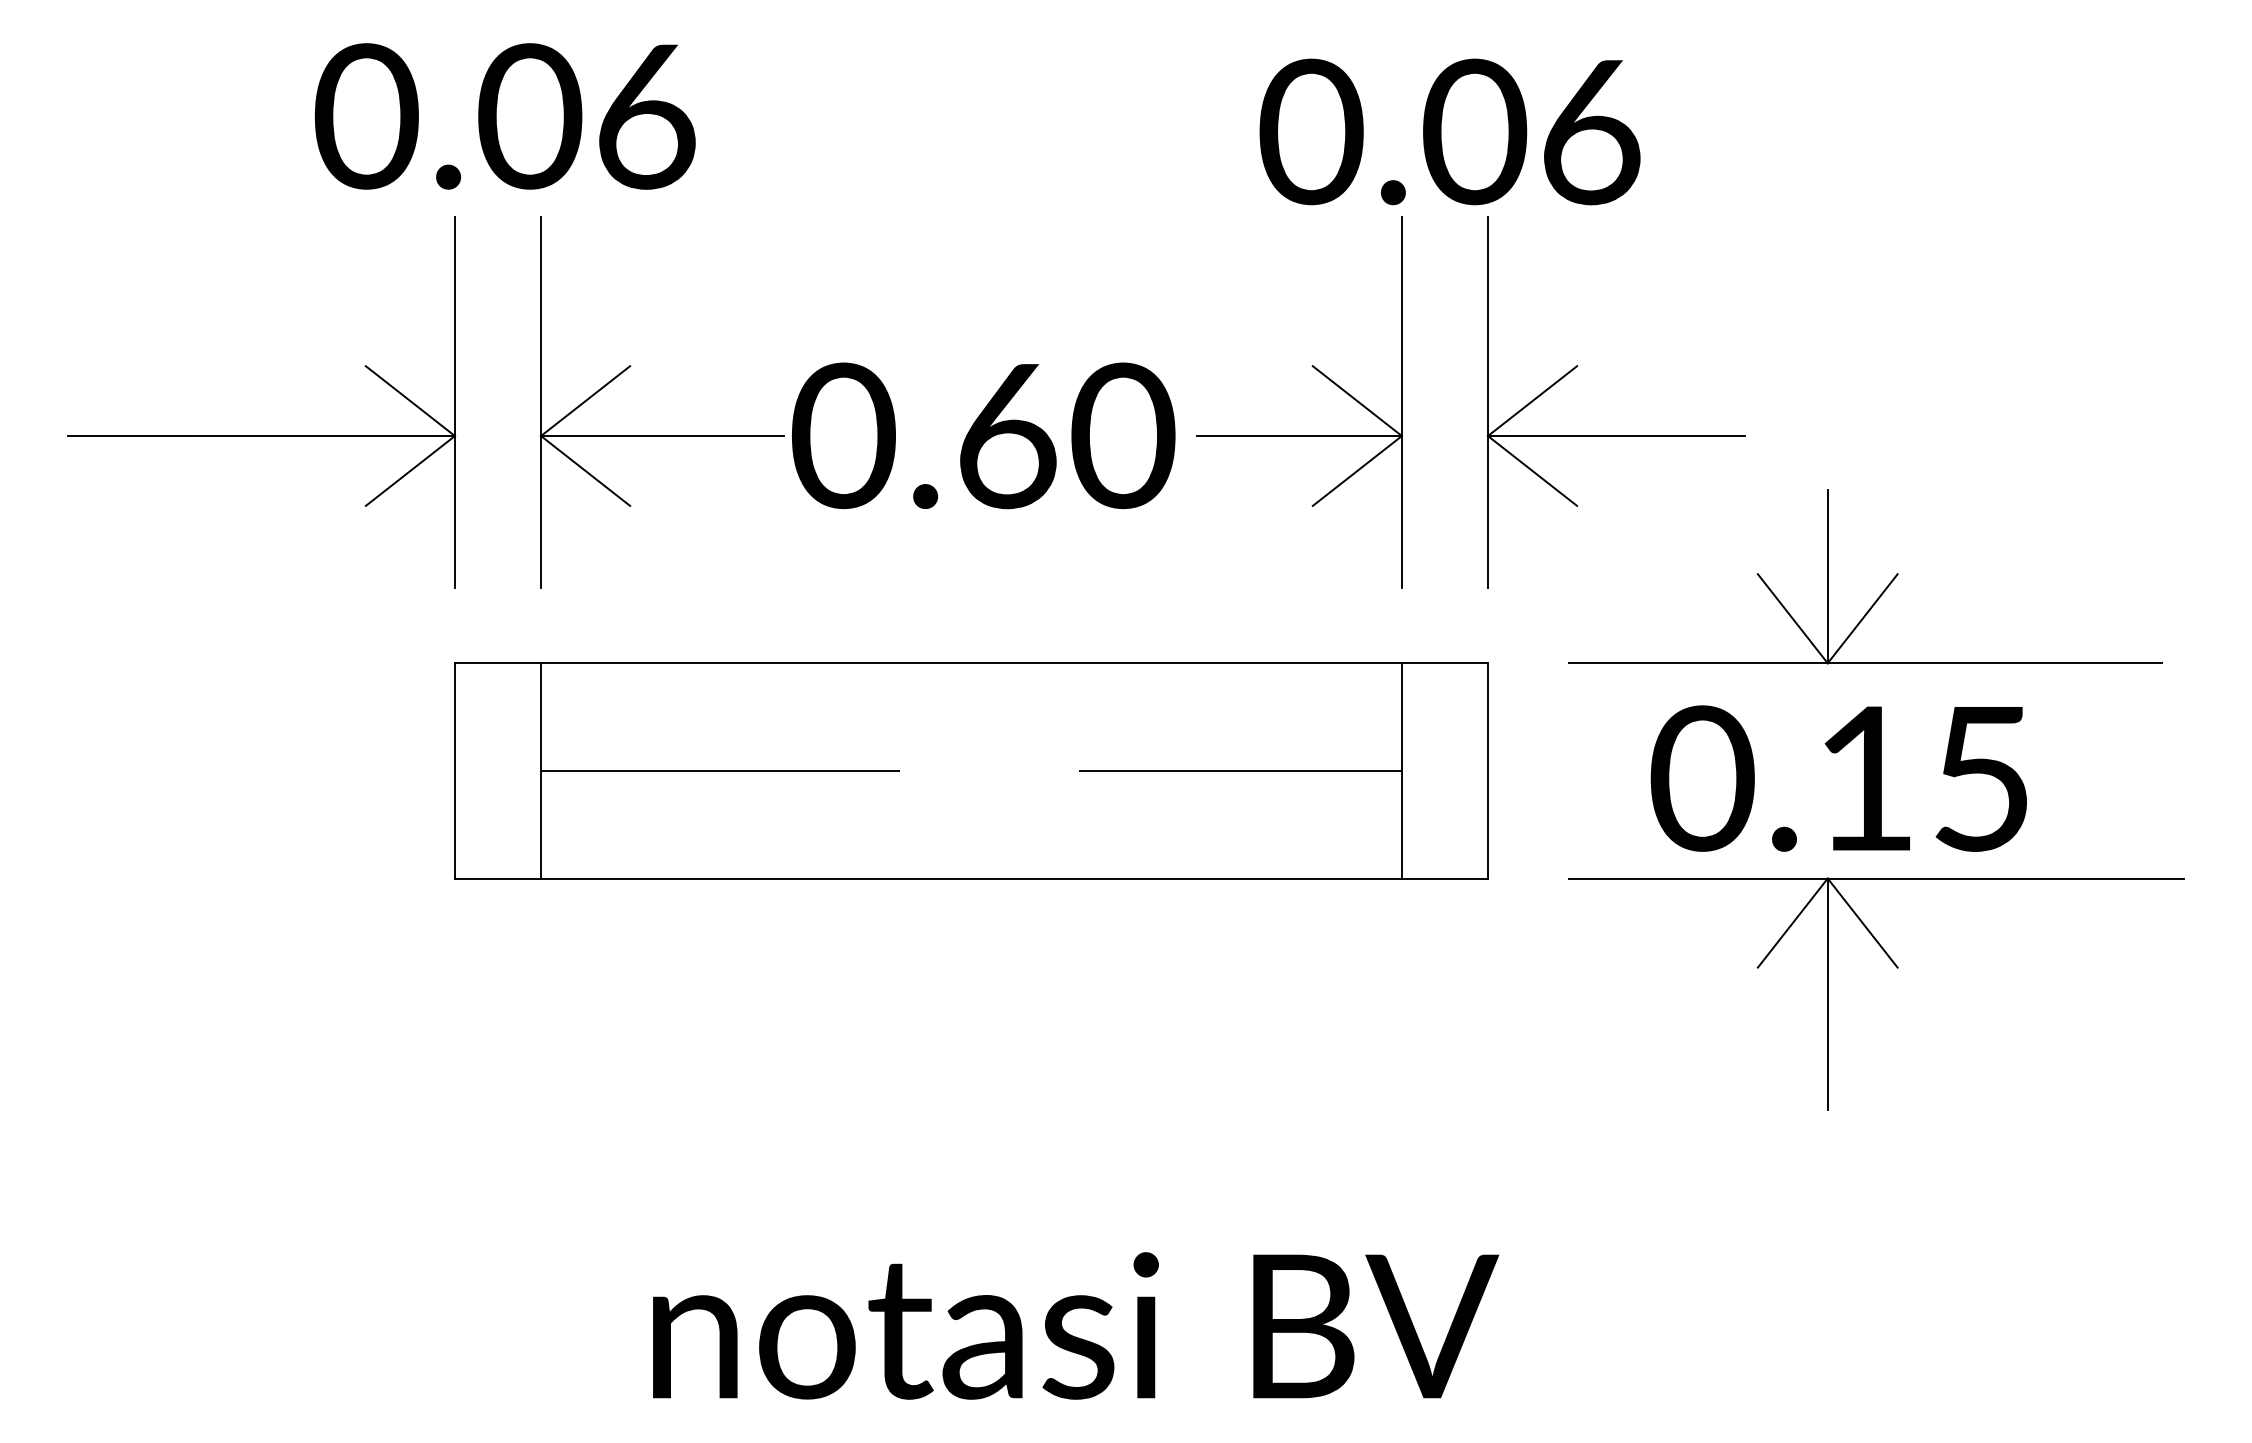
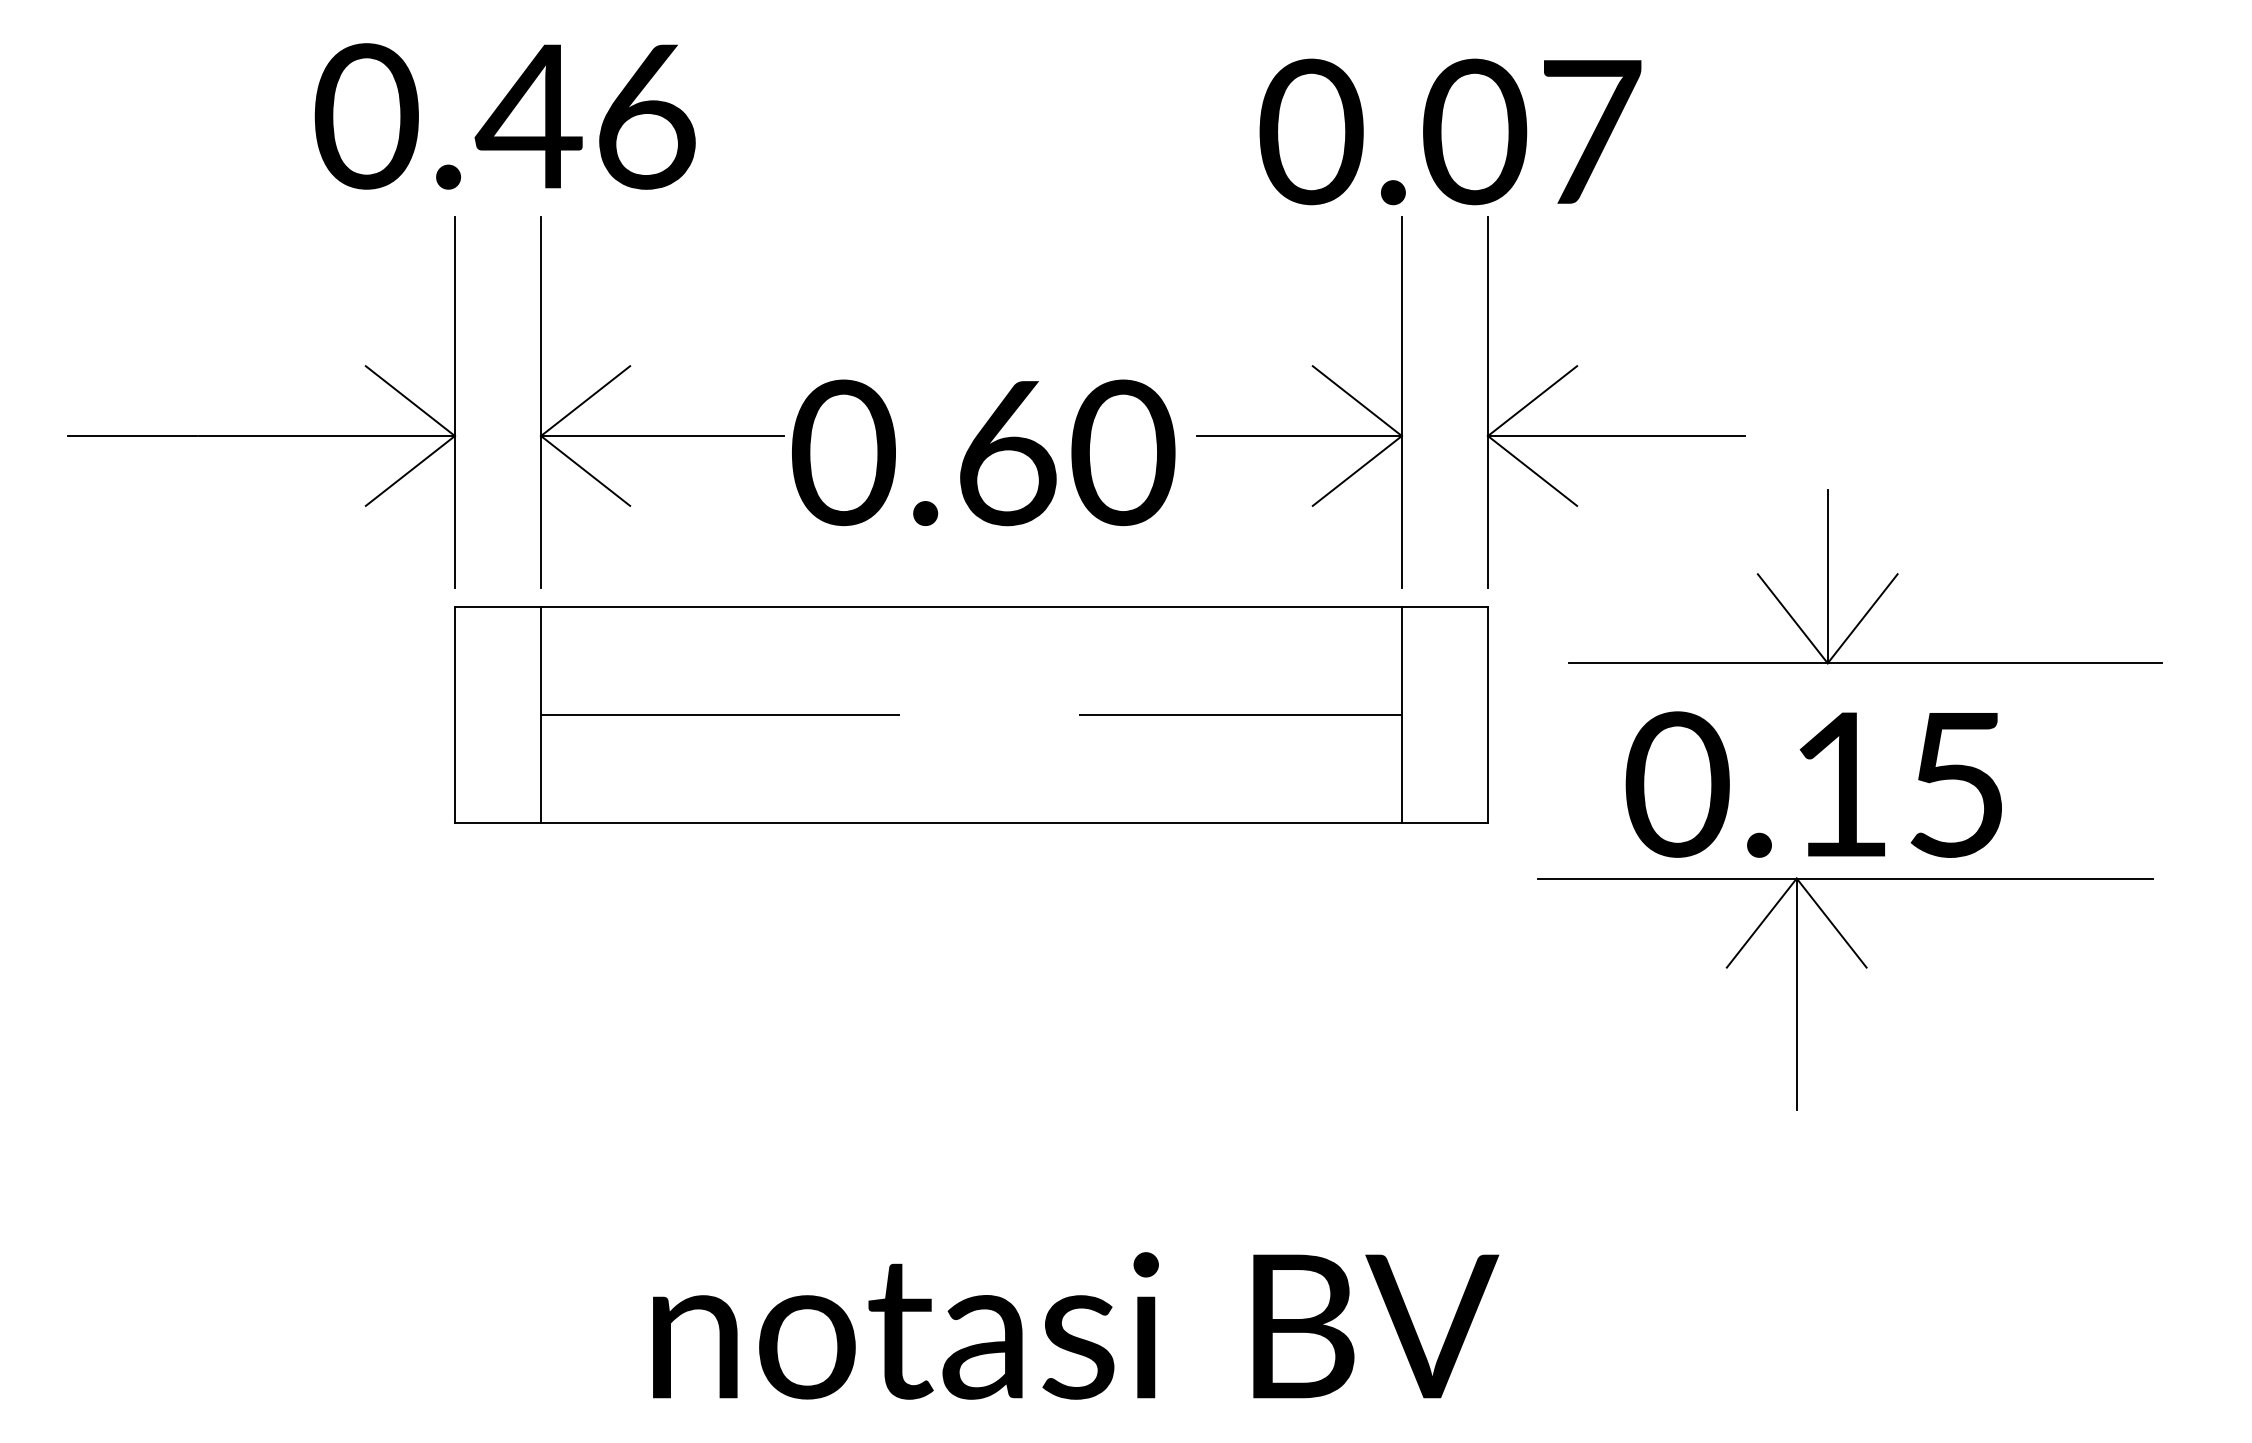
text: 0.06 -> 0.46 (528, 116)
text: 0.06 -> 0.07 (1592, 132)
text position: (983, 435) -> (983, 452) (983, 452)
part position: (971, 770) -> (971, 714) (971, 714)
text position: (1838, 778) -> (1813, 784) (1813, 784)
part position: (1897, 968) -> (1866, 968) (1866, 968)
